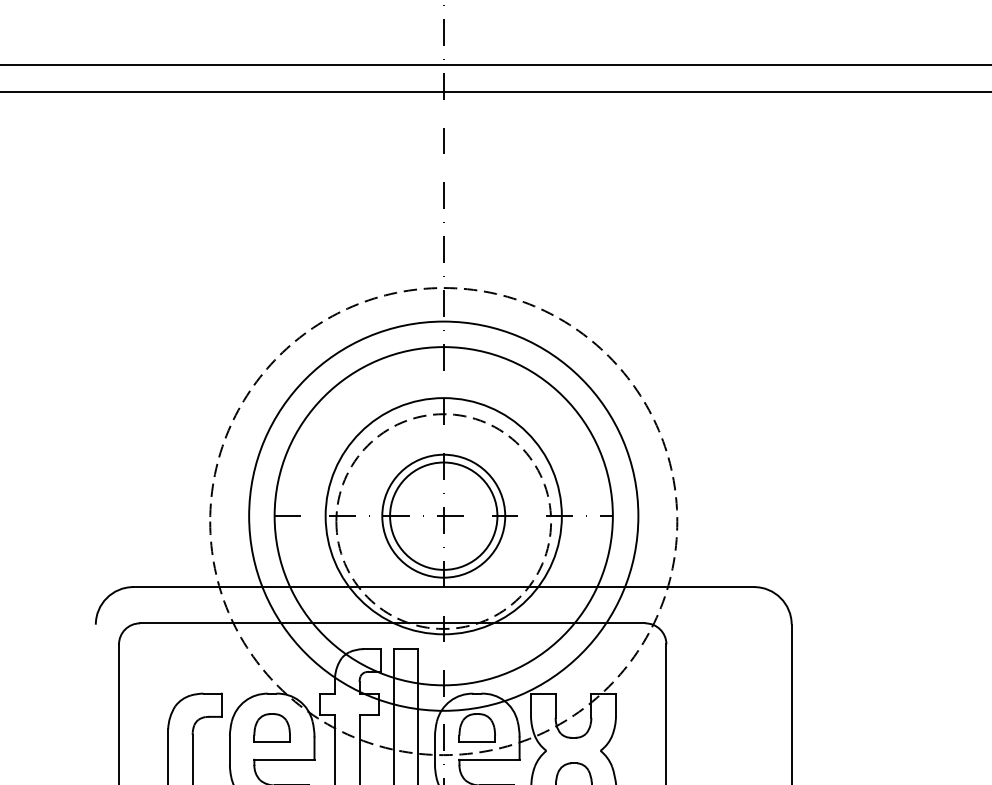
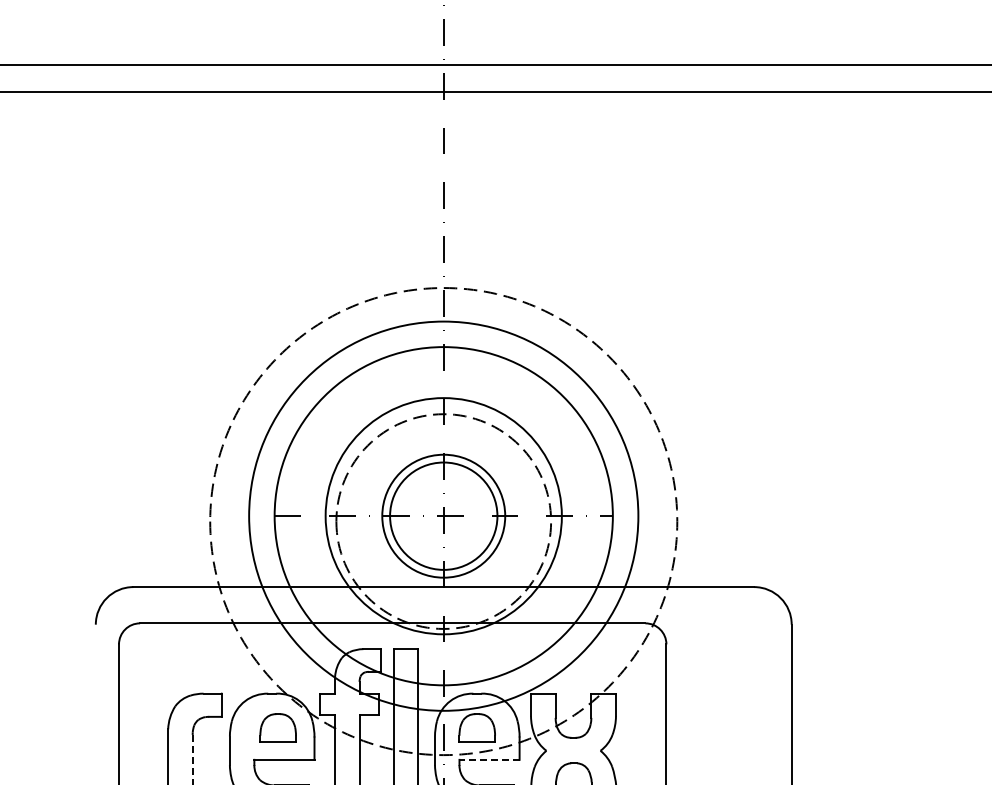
part position: (271, 727) -> (277, 727) (277, 727)
line: solid -> dashed (192, 759)
line: solid -> dashed (489, 759)
